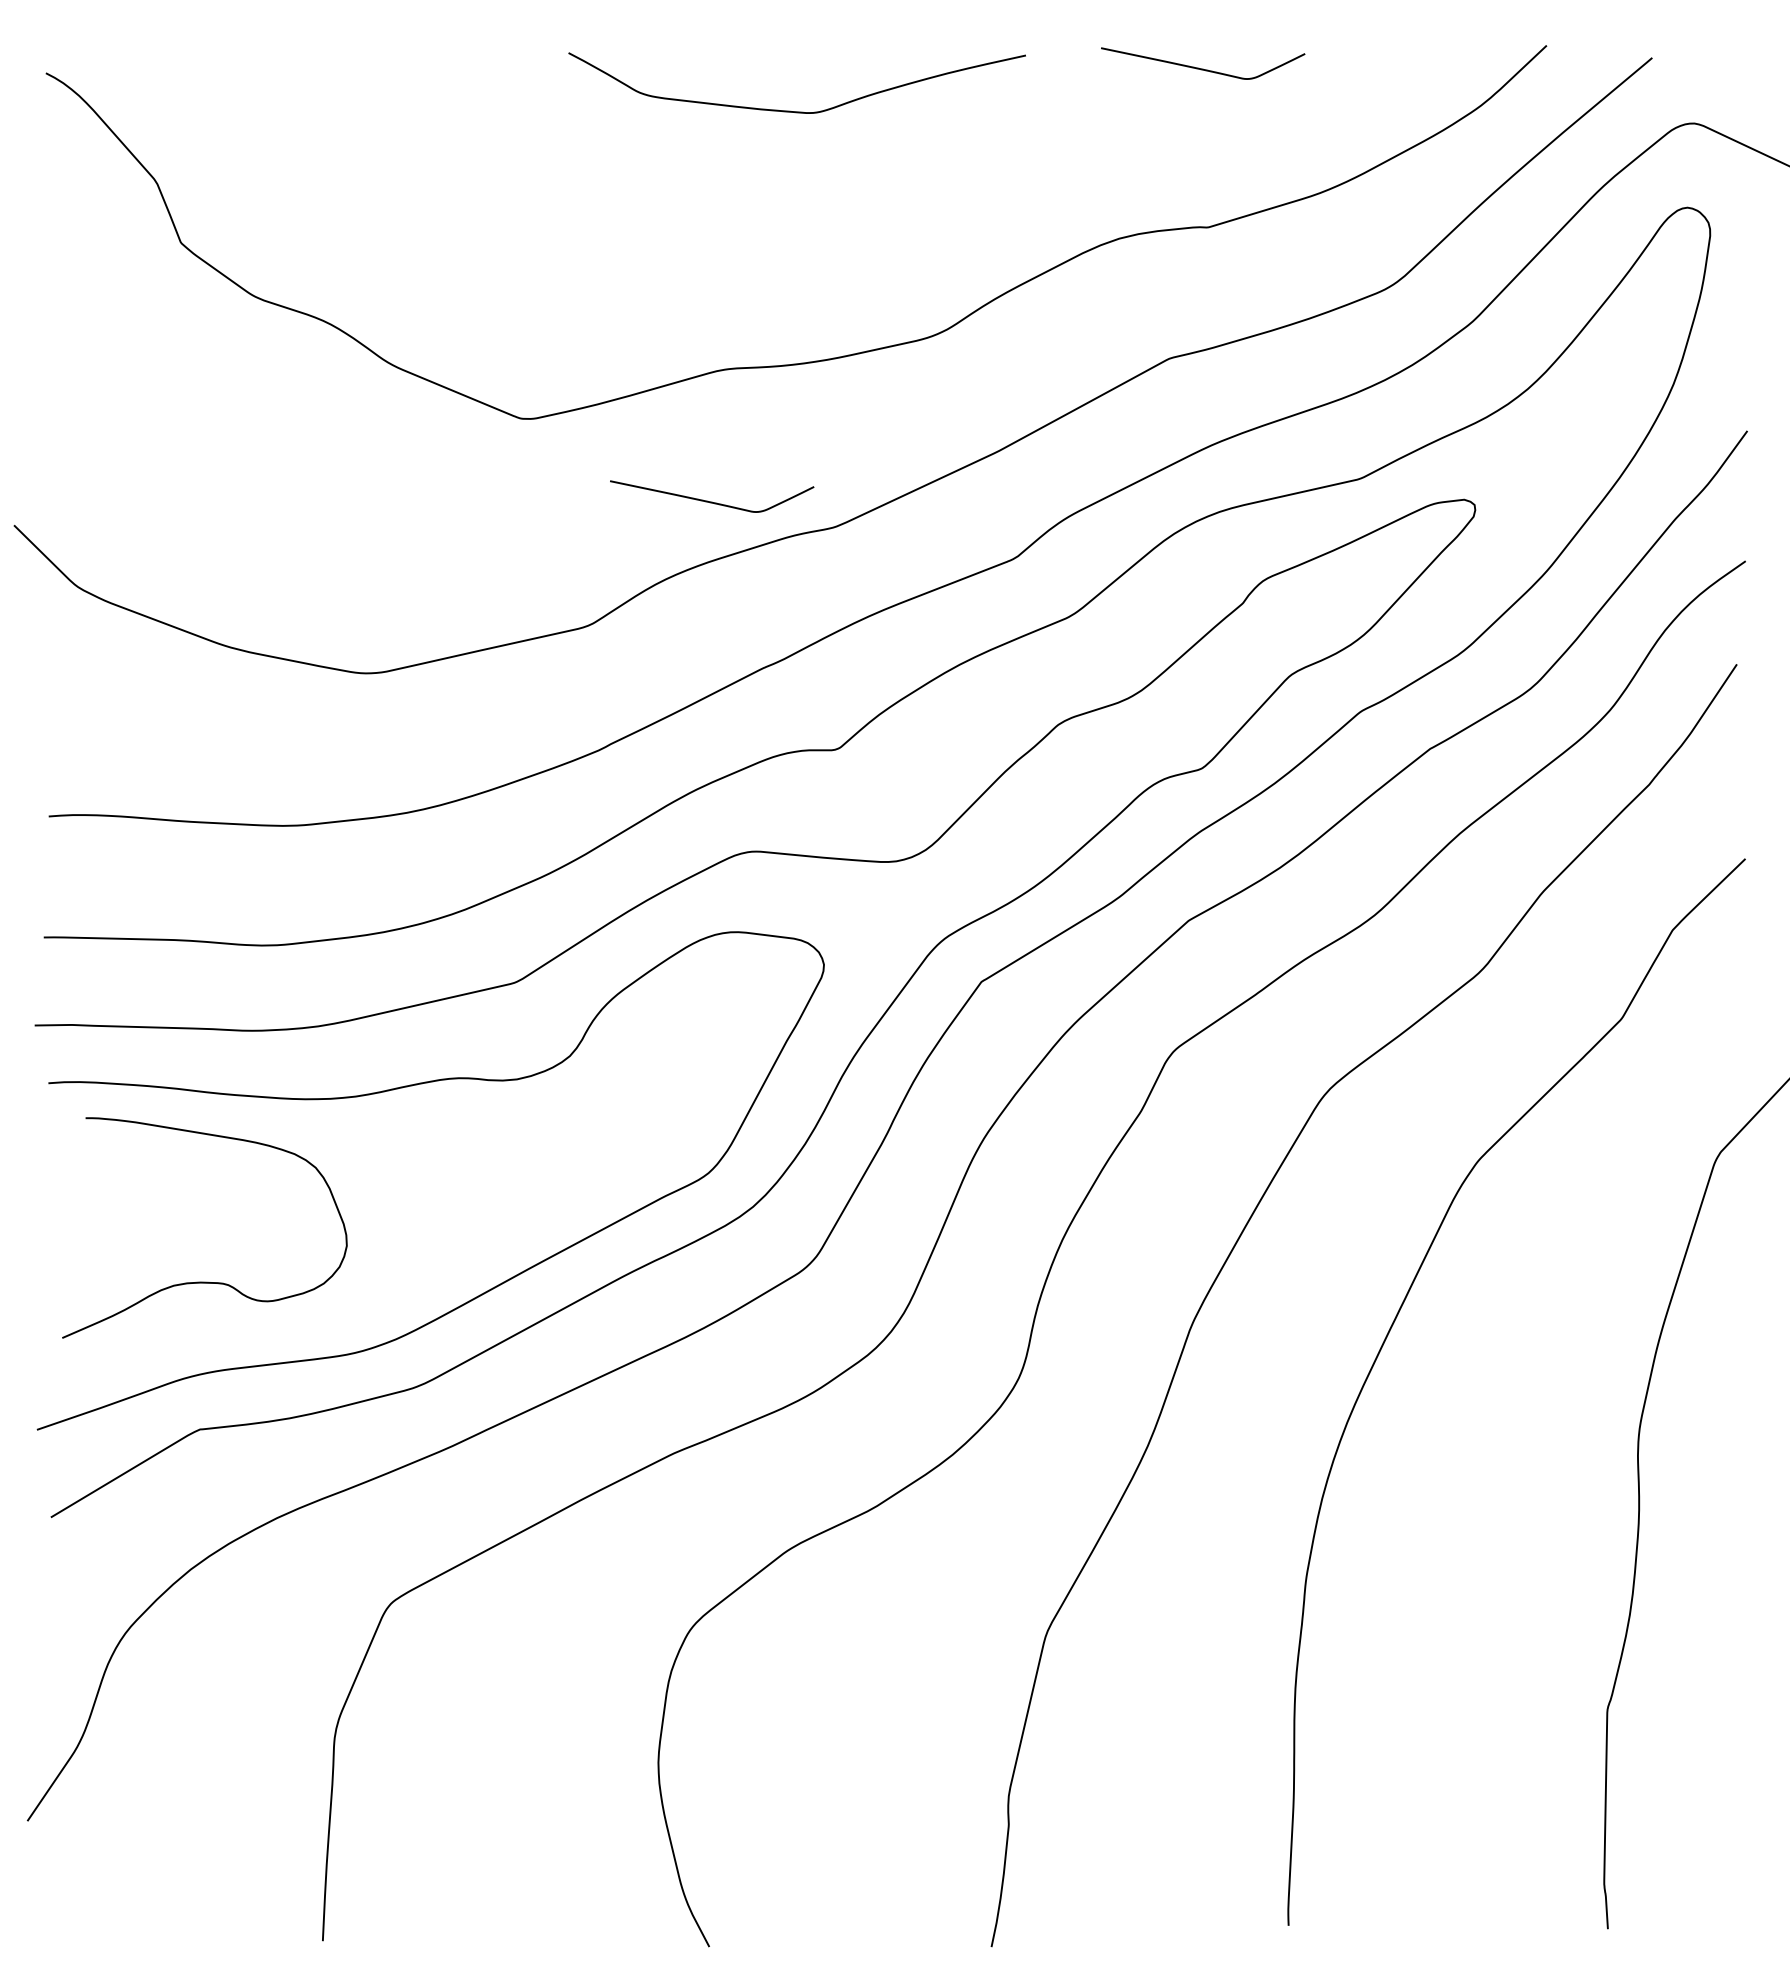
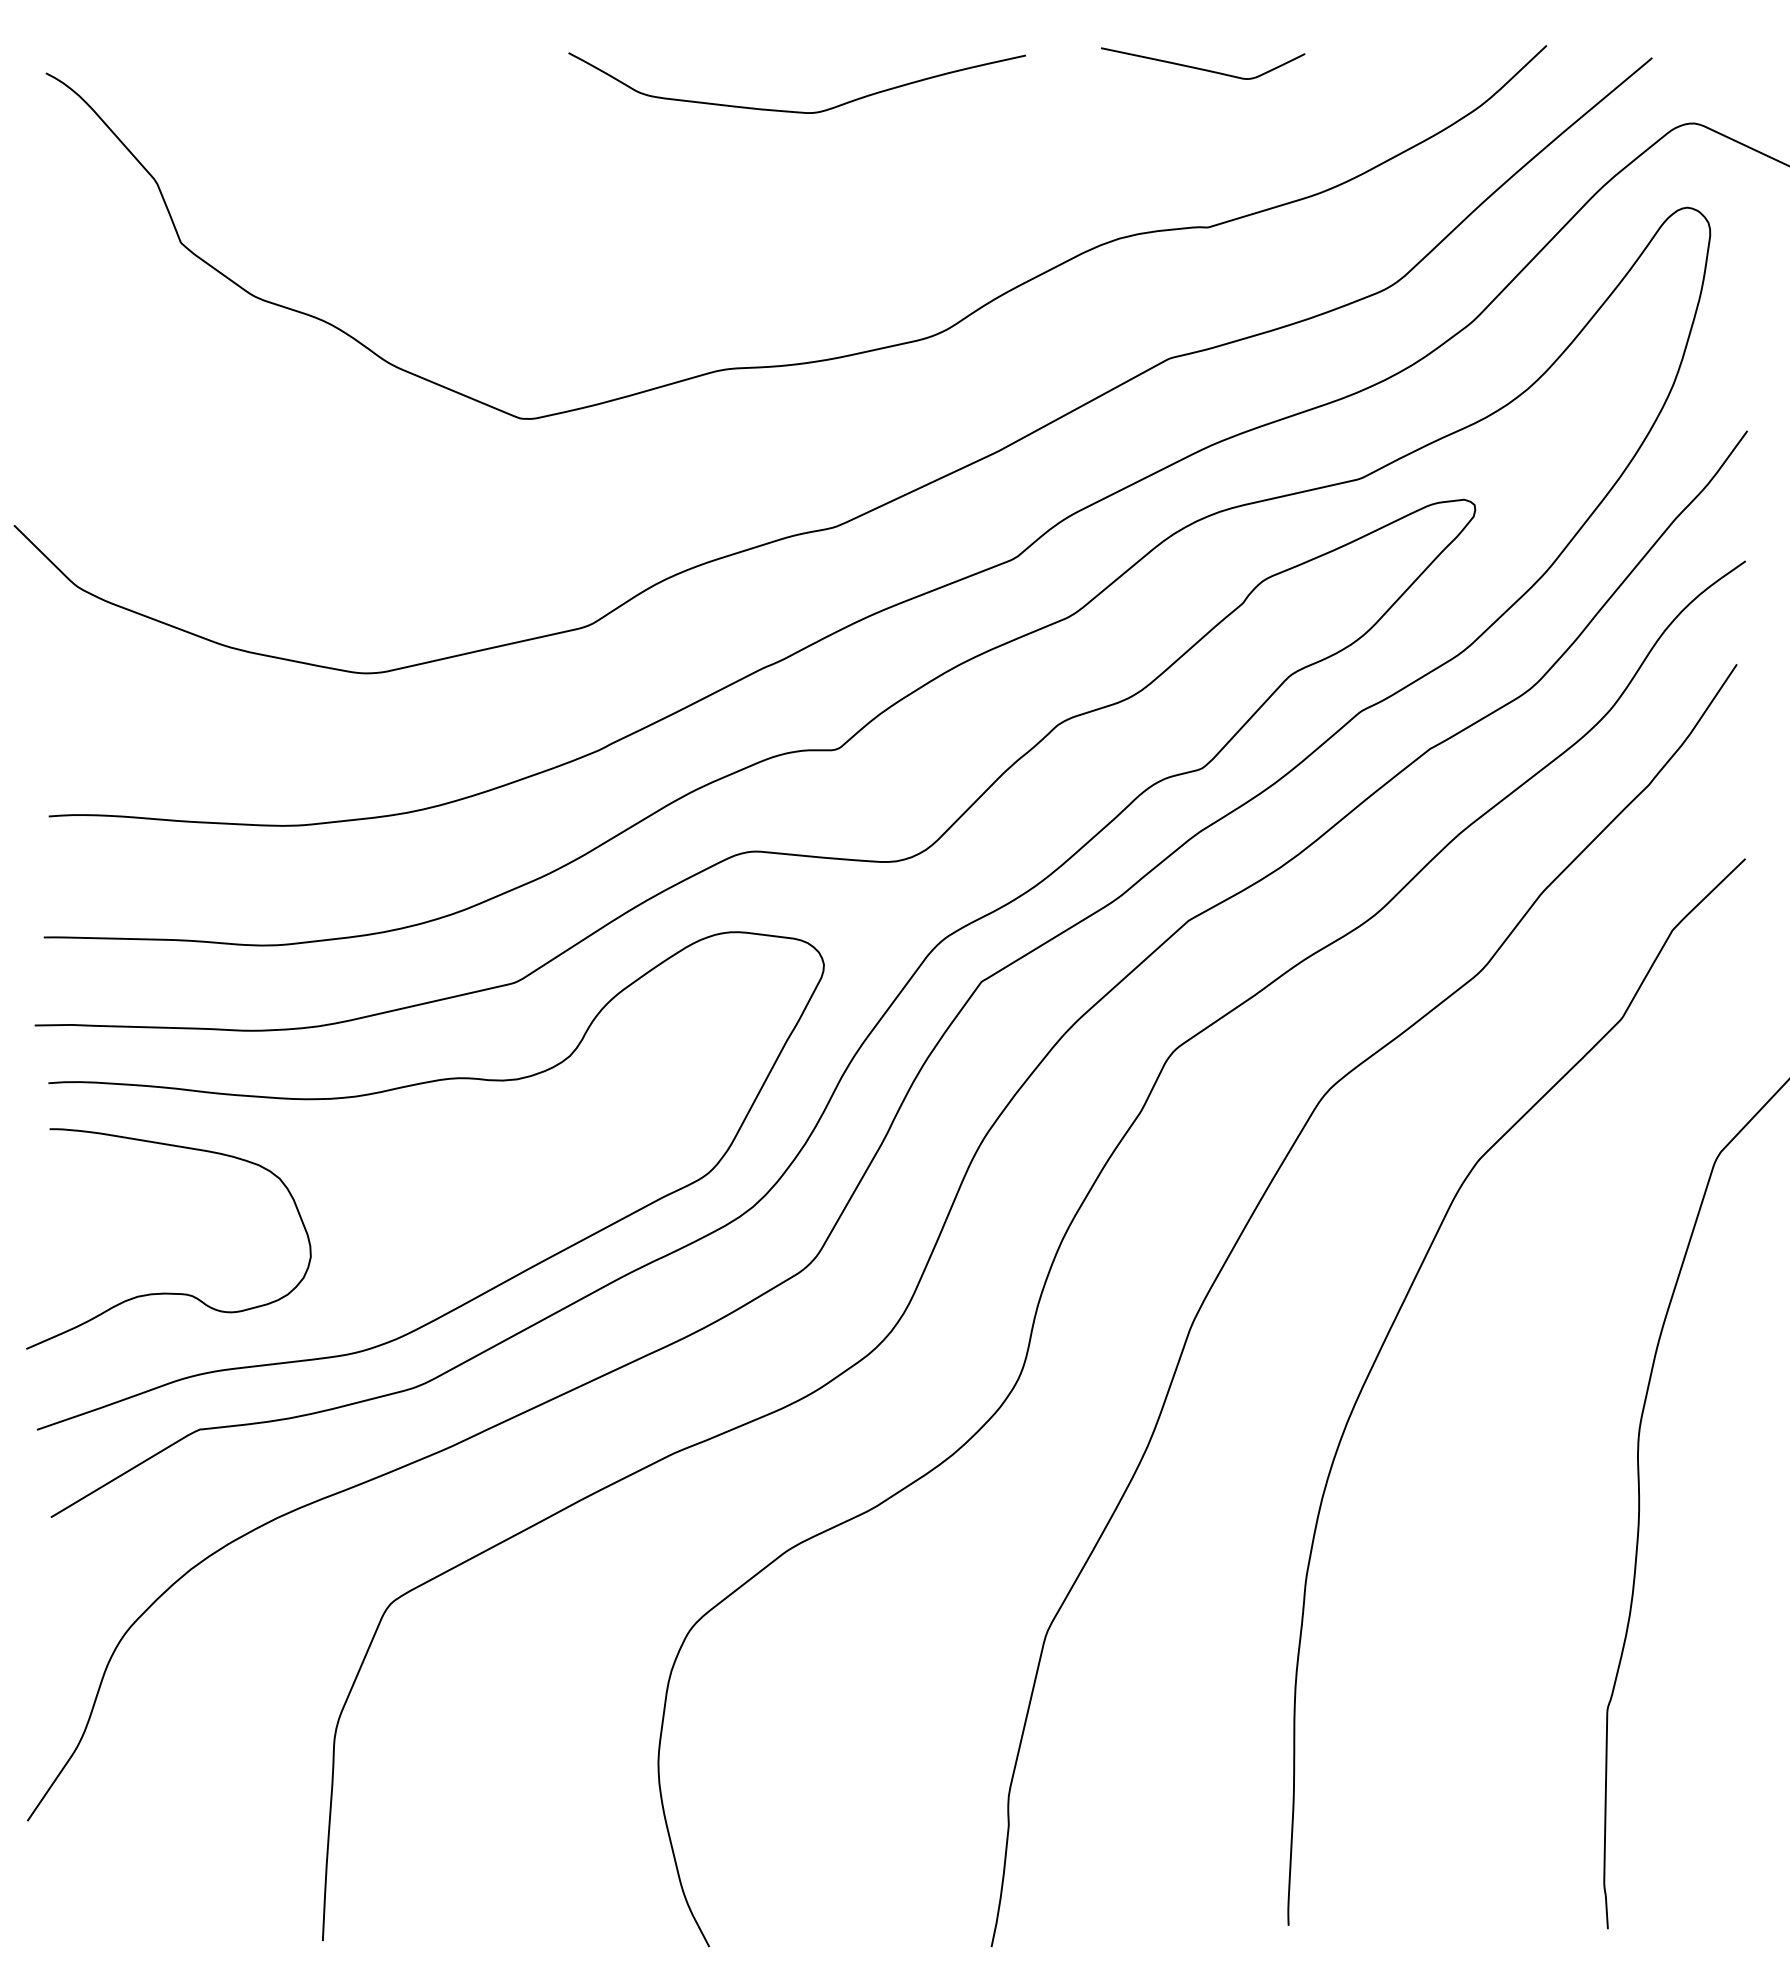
curve: present -> none (712, 501)
curve position: (204, 1281) -> (168, 1292) (168, 1292)
